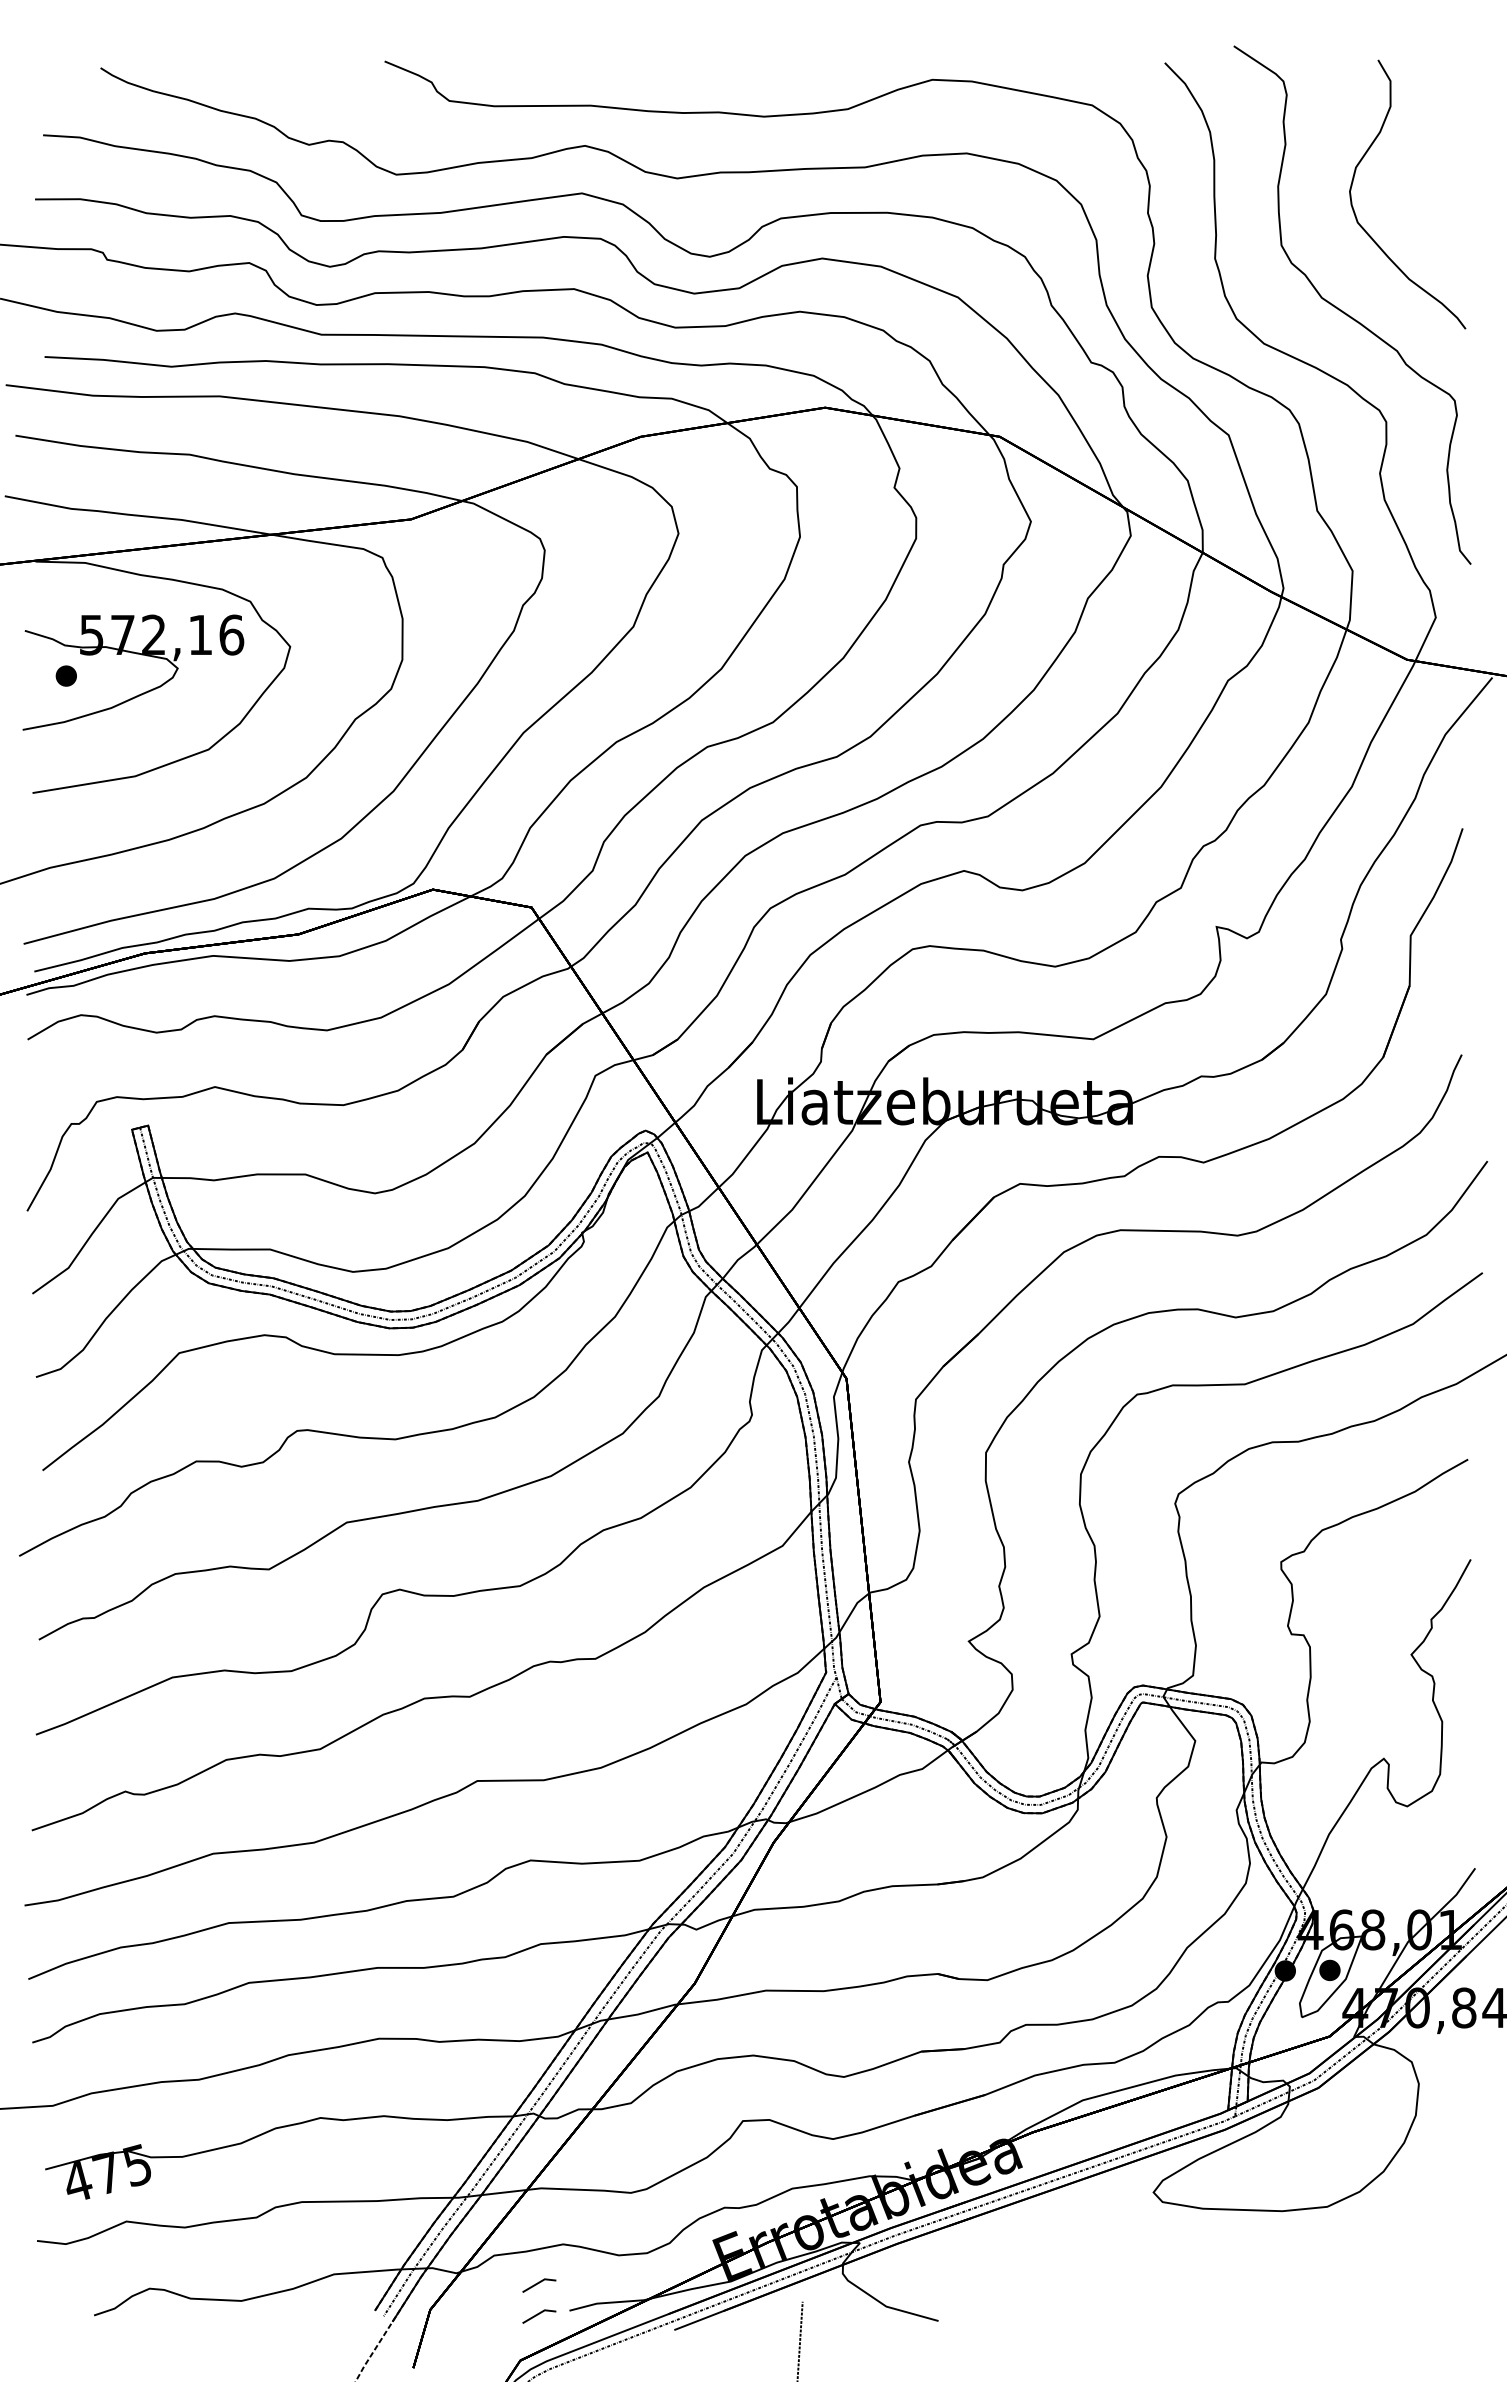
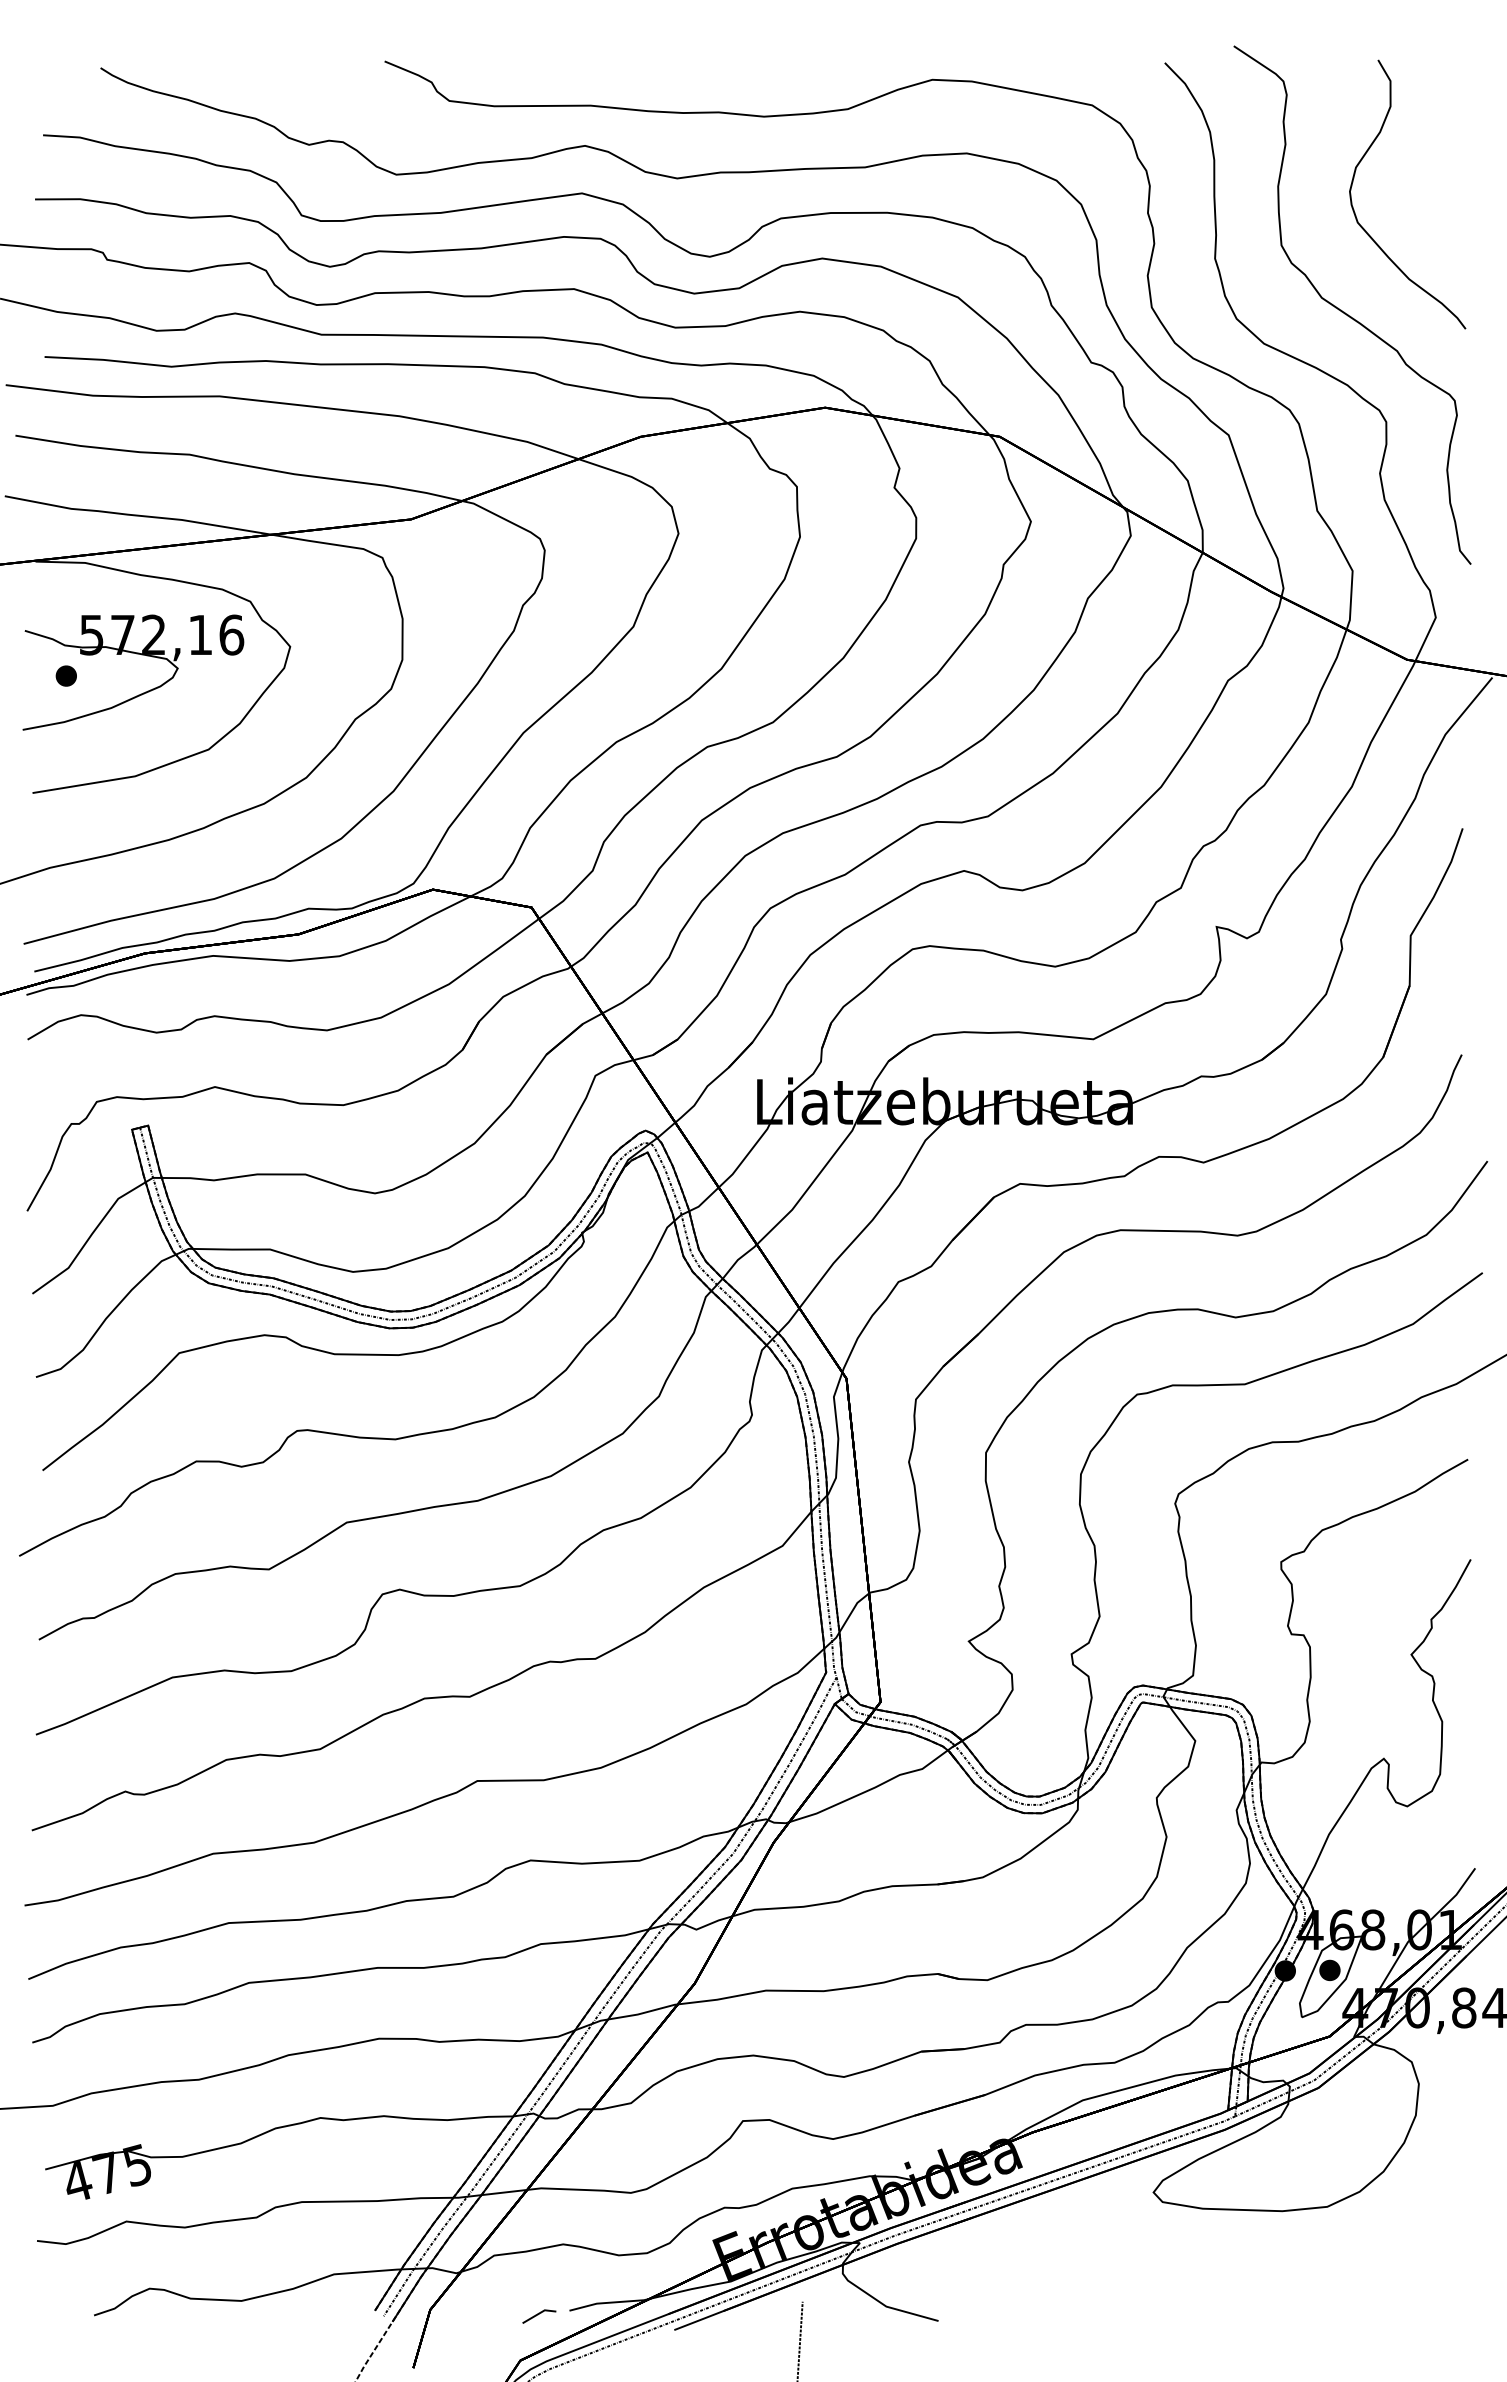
line: present -> none (538, 2284)
